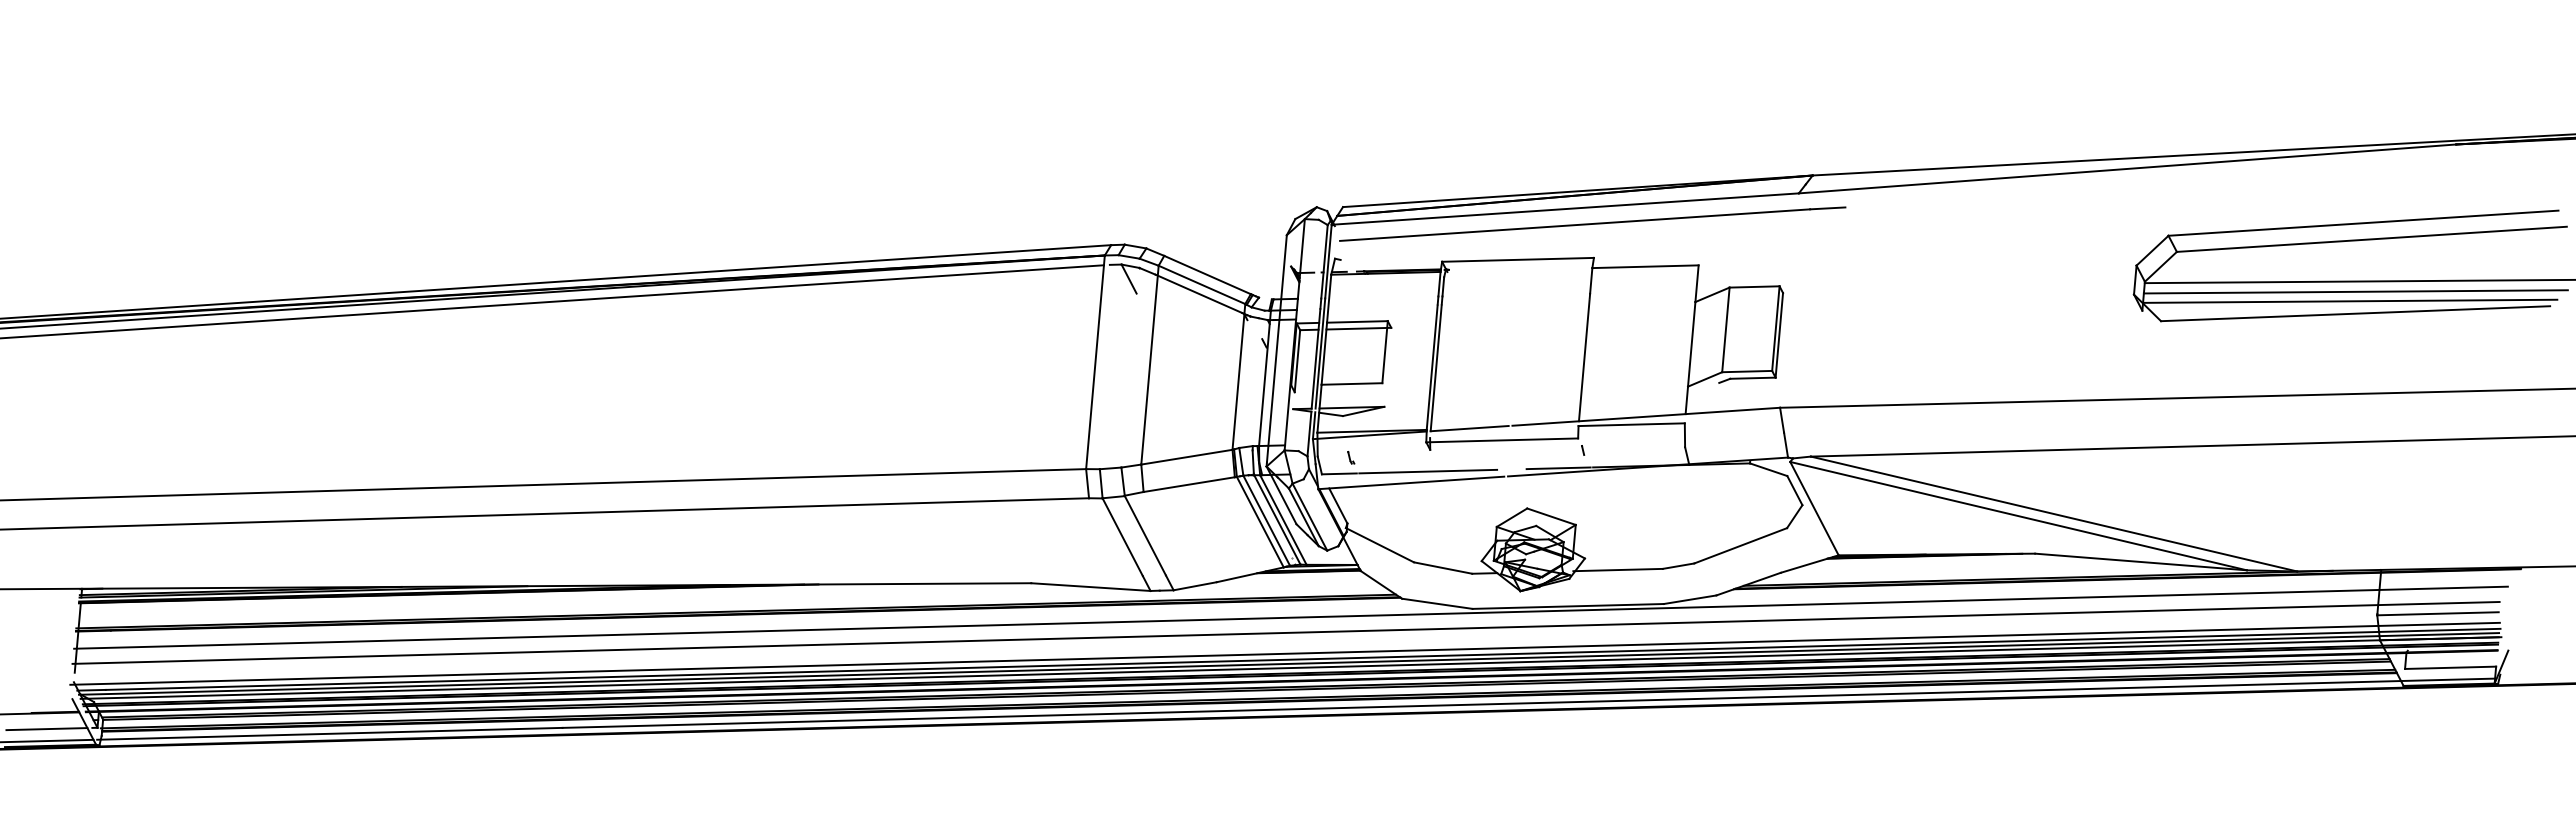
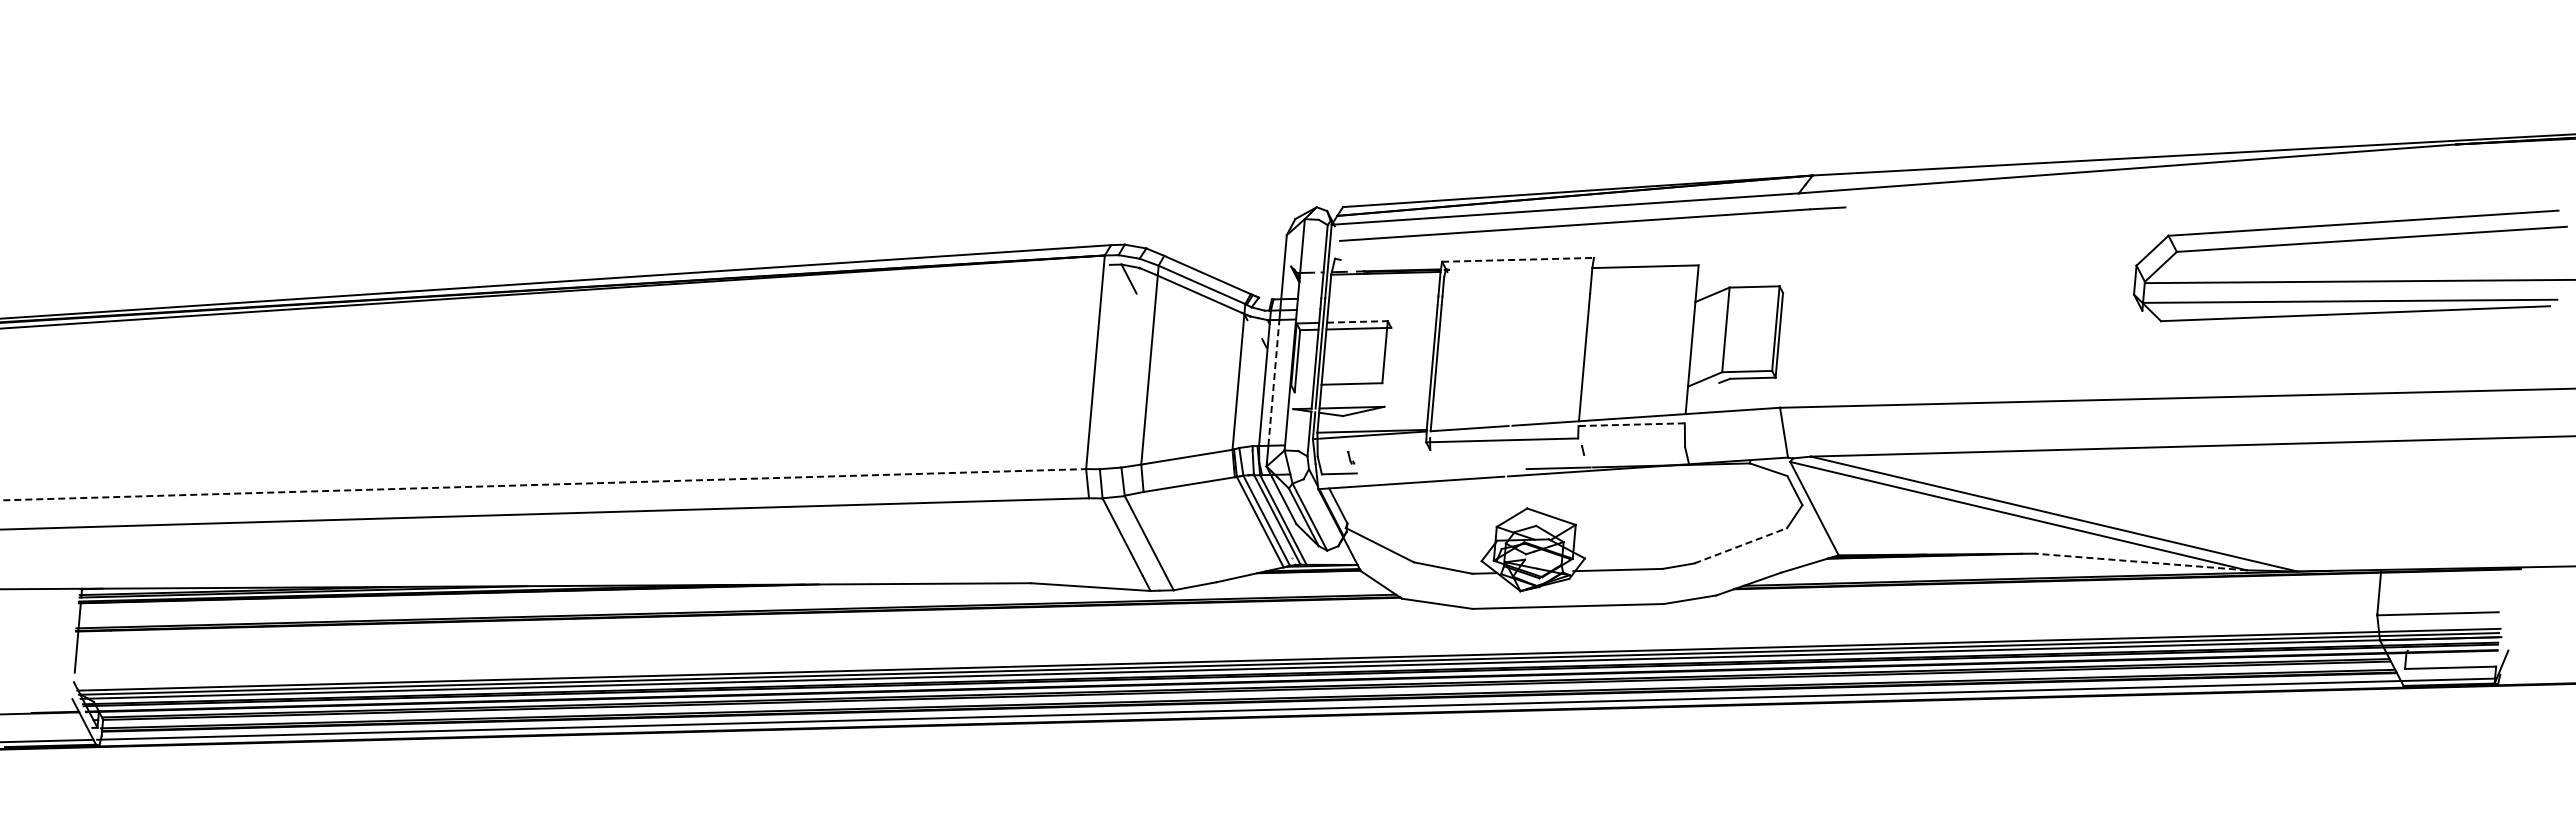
line: solid -> dashed (1518, 259)
line: present -> none (2355, 291)
line: present -> none (552, 301)
line: solid -> dashed (1357, 321)
line: solid -> dashed (1273, 382)
line: solid -> dashed (1631, 424)
line: present -> none (1428, 471)
line: solid -> dashed (543, 484)
line: solid -> dashed (1740, 545)
line: solid -> dashed (2140, 561)
line: present -> none (1290, 617)
line: present -> none (1285, 632)
line: present -> none (1284, 653)
line: present -> none (46, 729)
